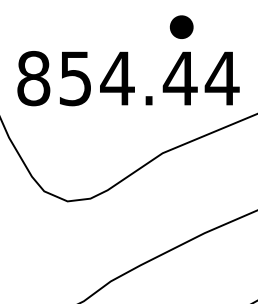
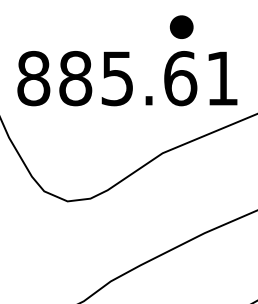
text: 854.44 -> 885.61 (149, 78)
